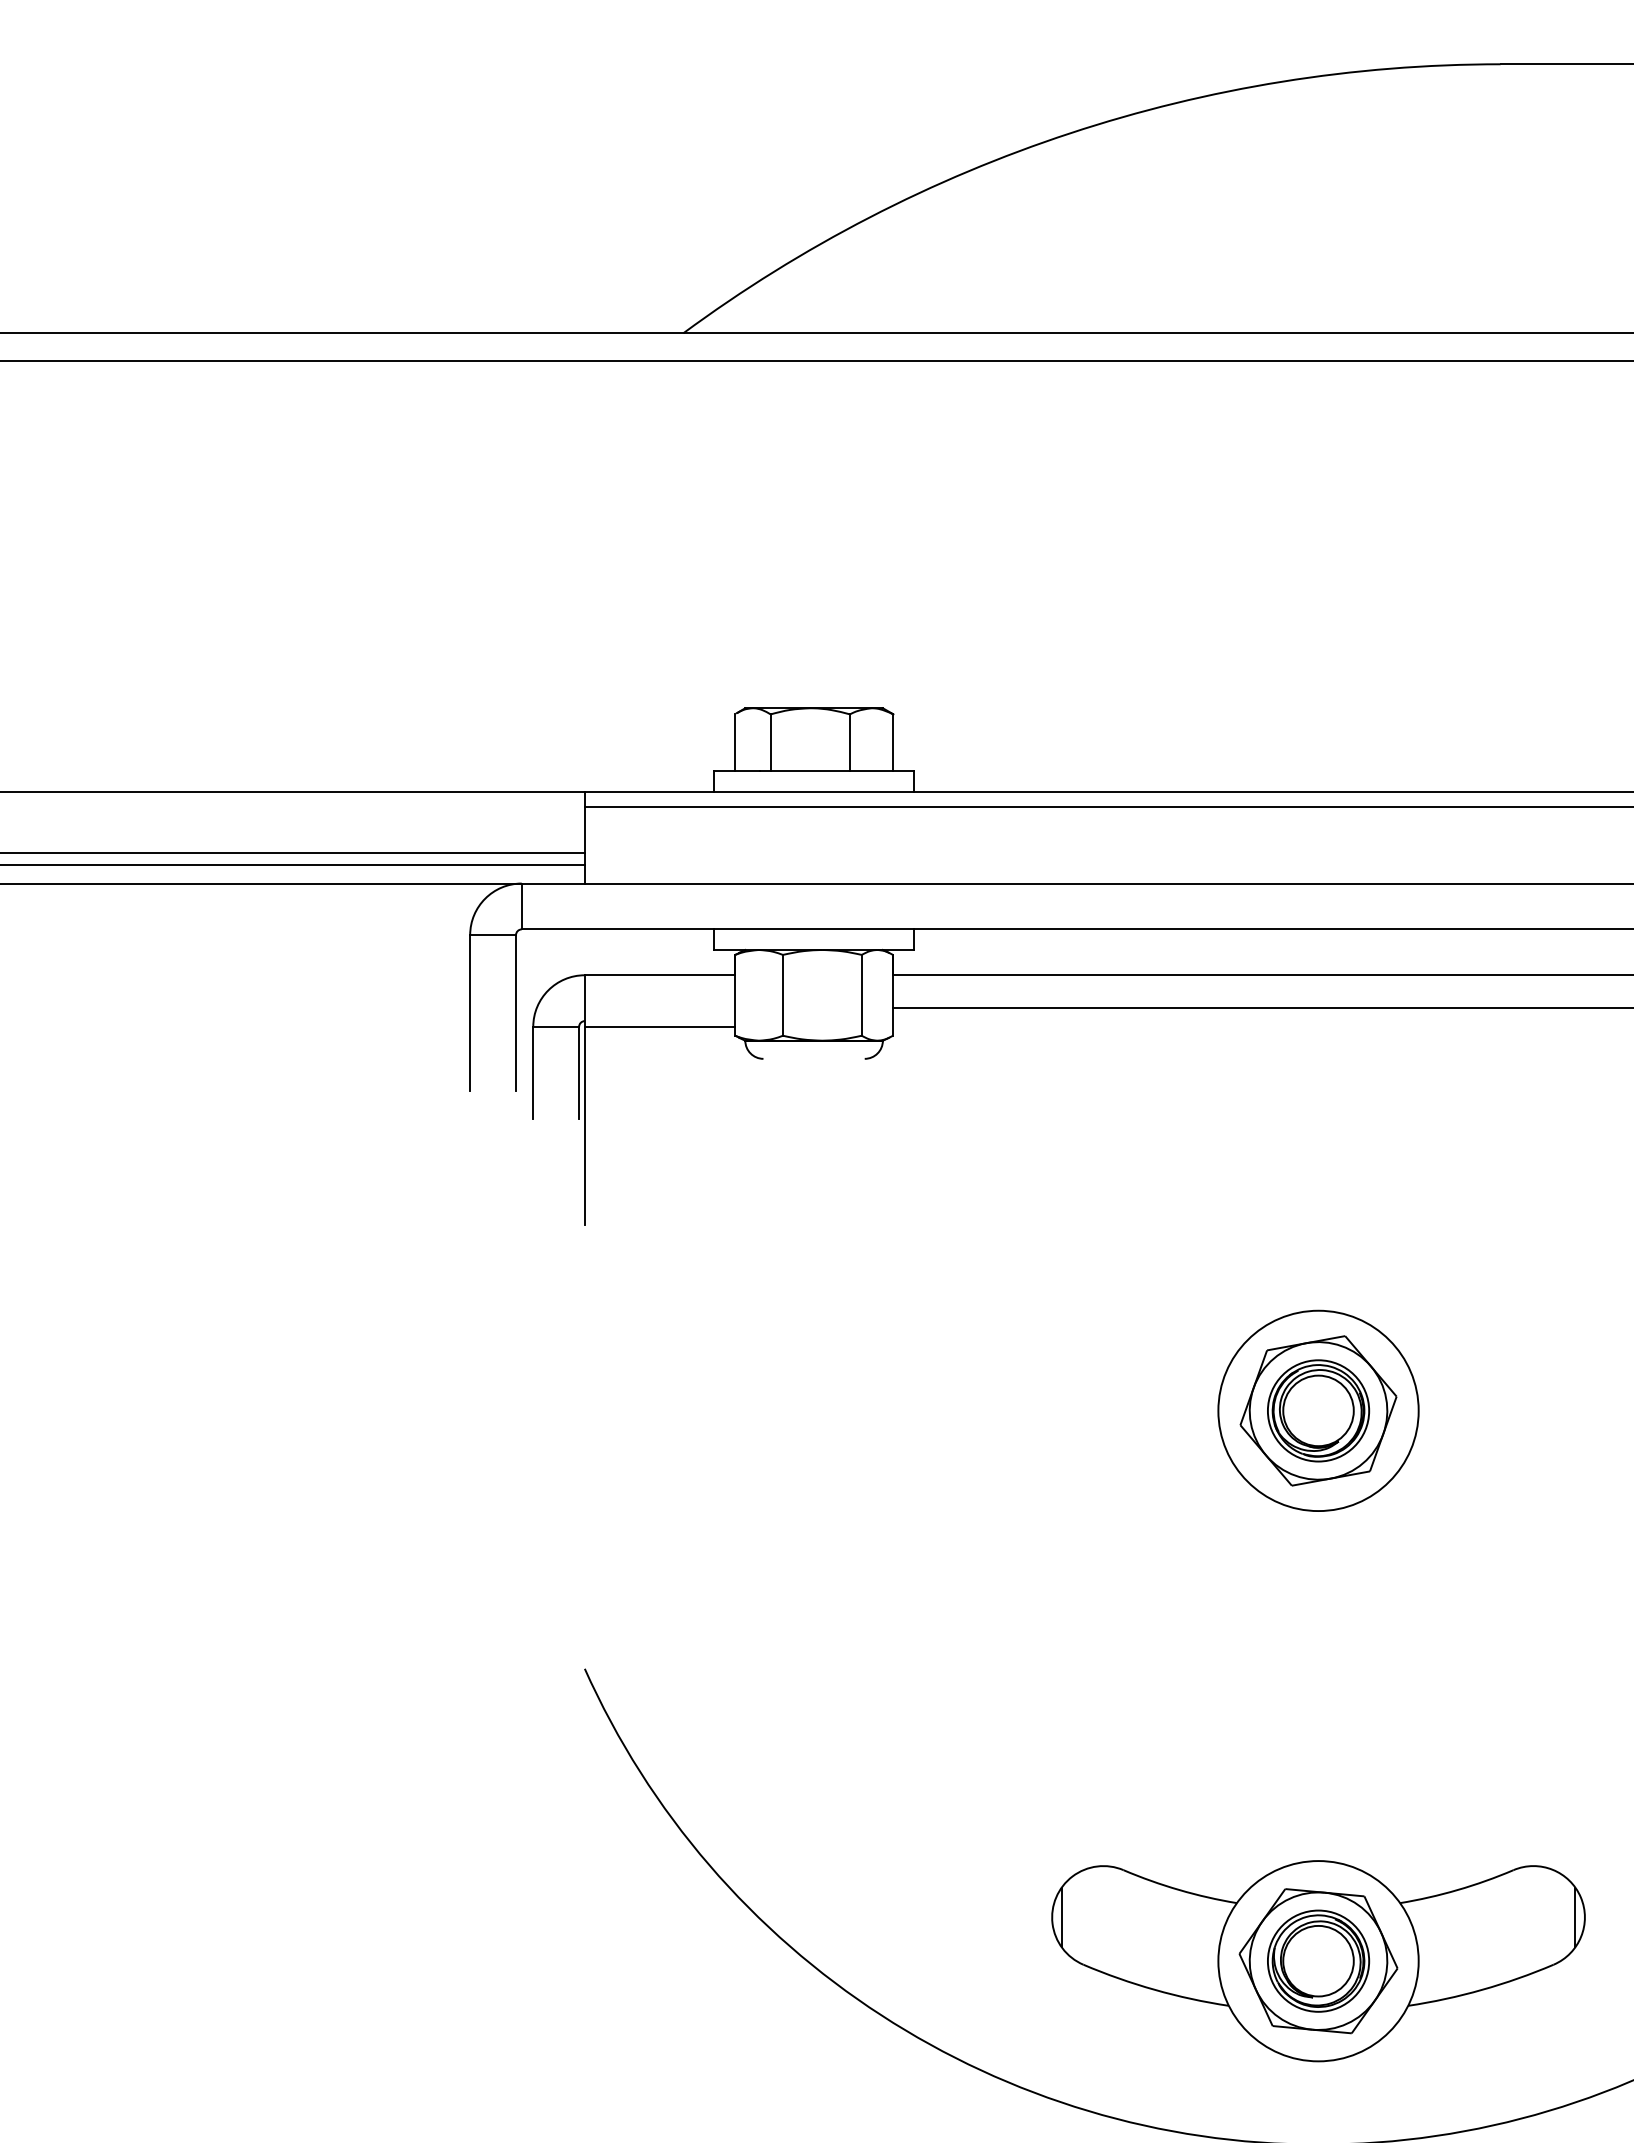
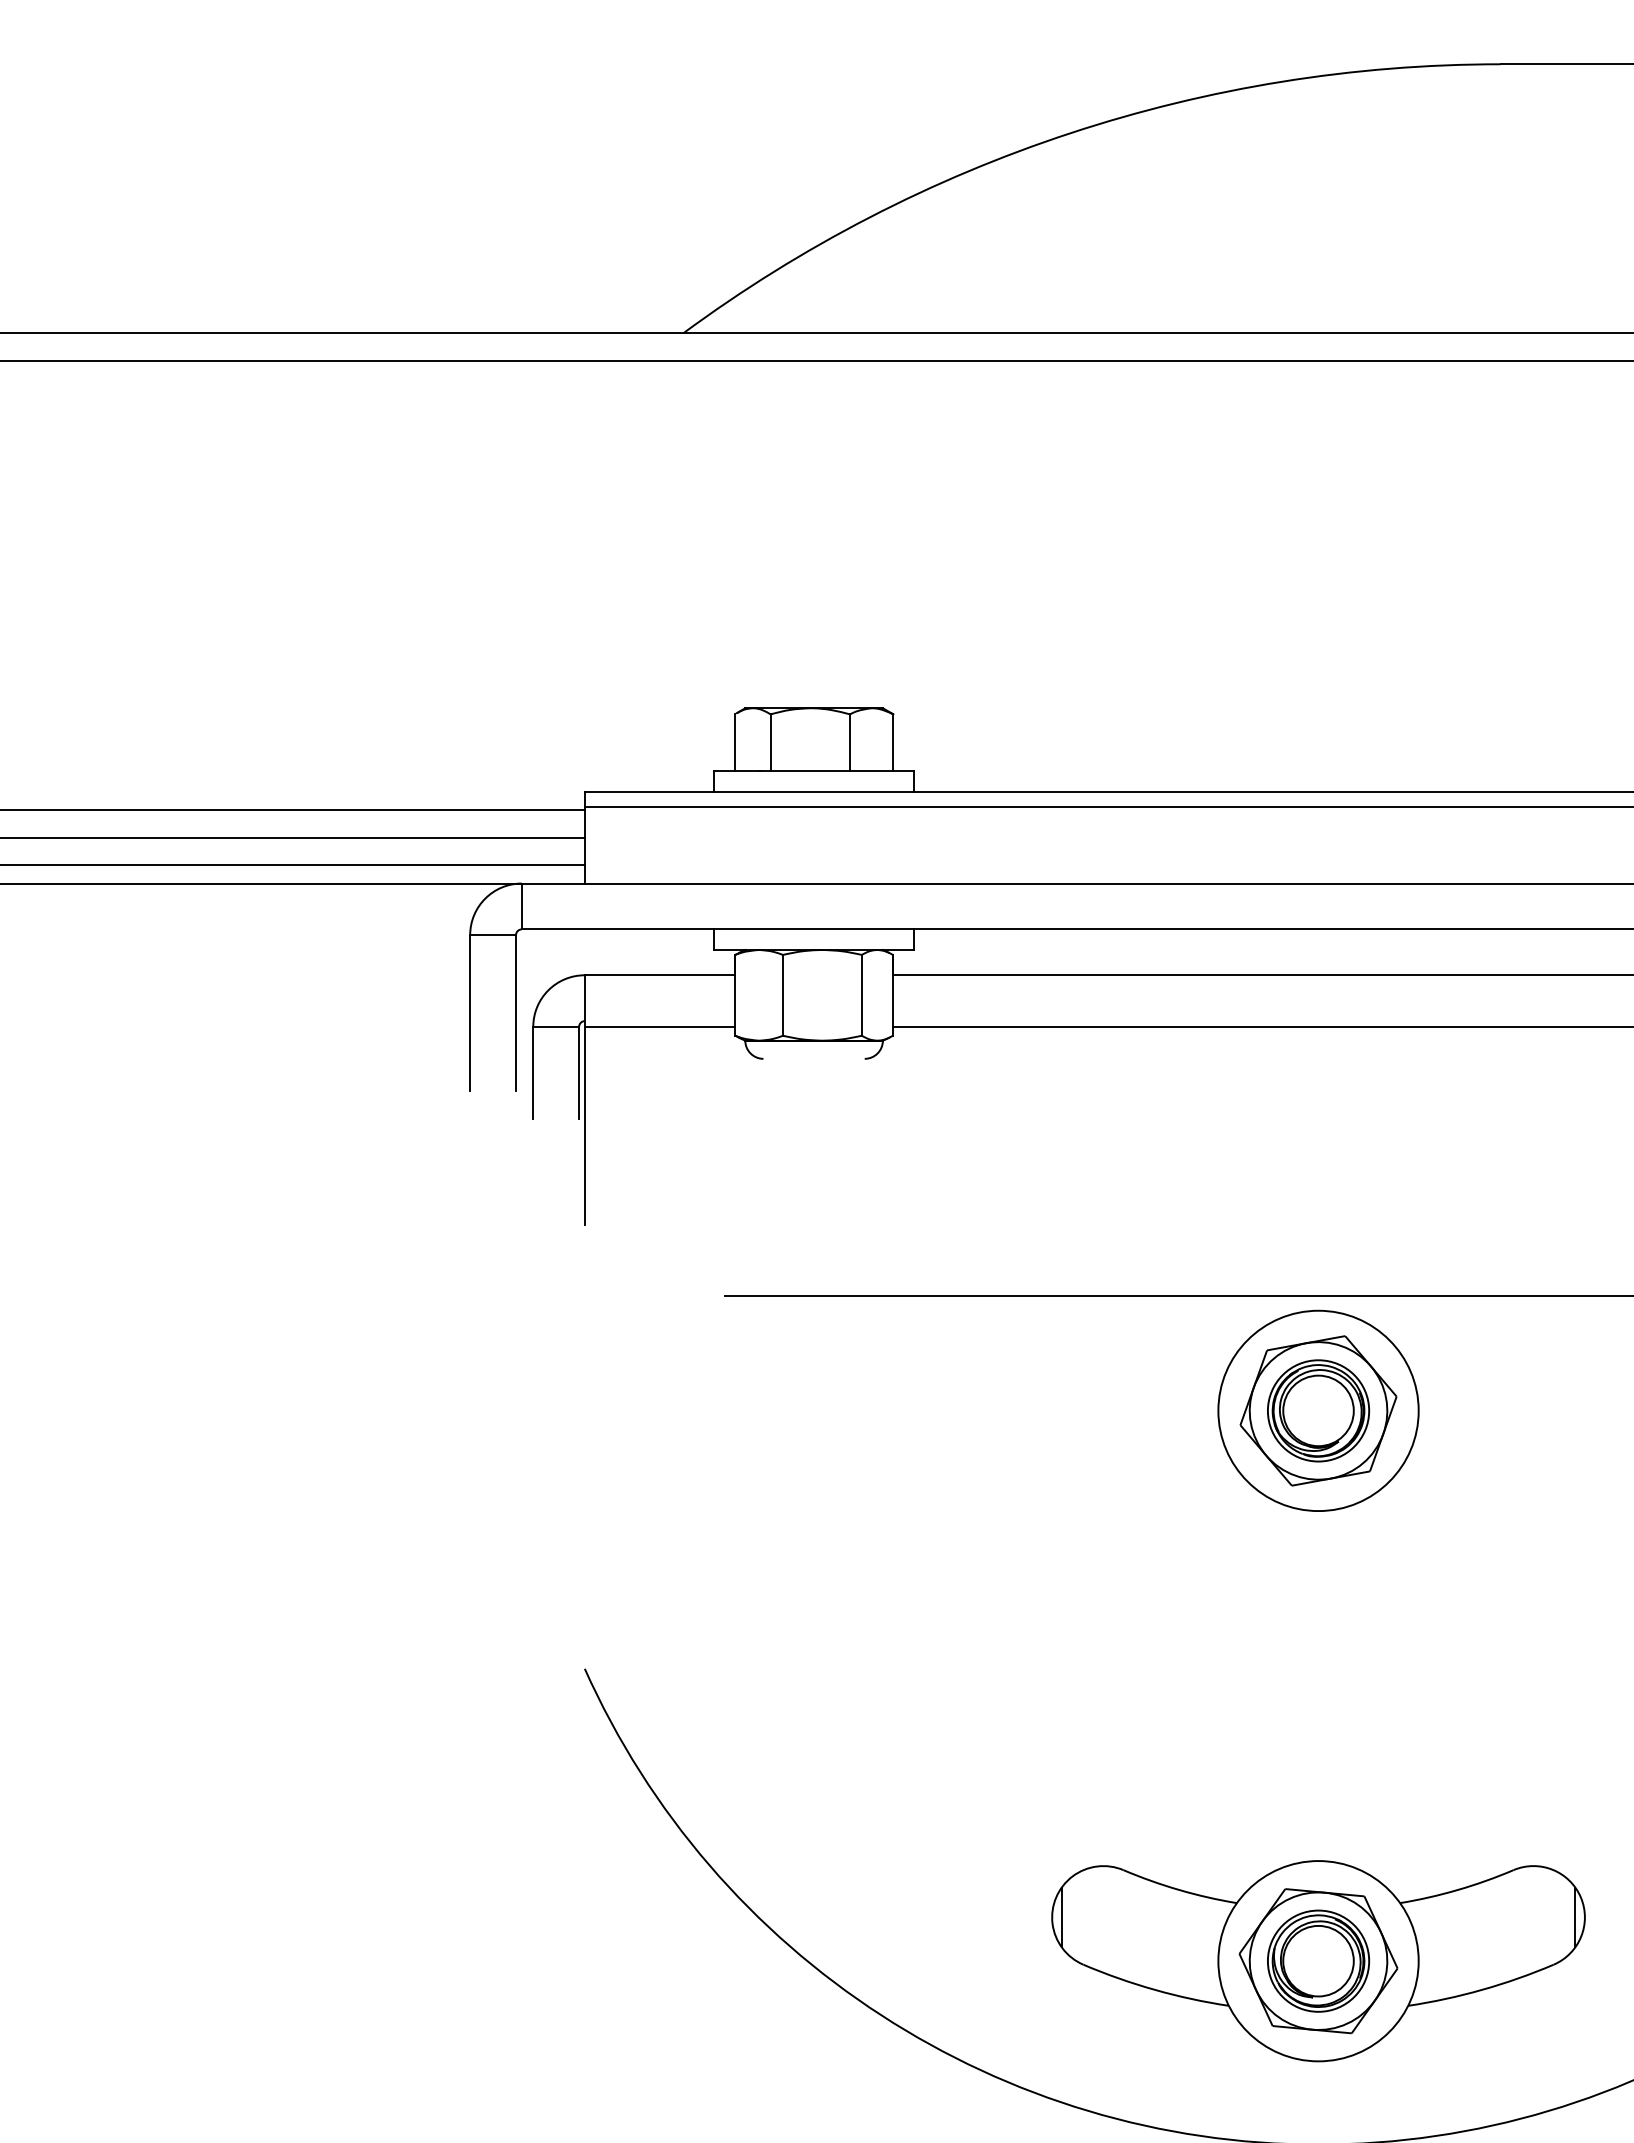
line position: (293, 792) -> (293, 810) (293, 810)
line position: (293, 852) -> (293, 837) (293, 837)
line position: (1261, 1007) -> (1261, 1026) (1261, 1026)
line: none -> present (1177, 1296)
